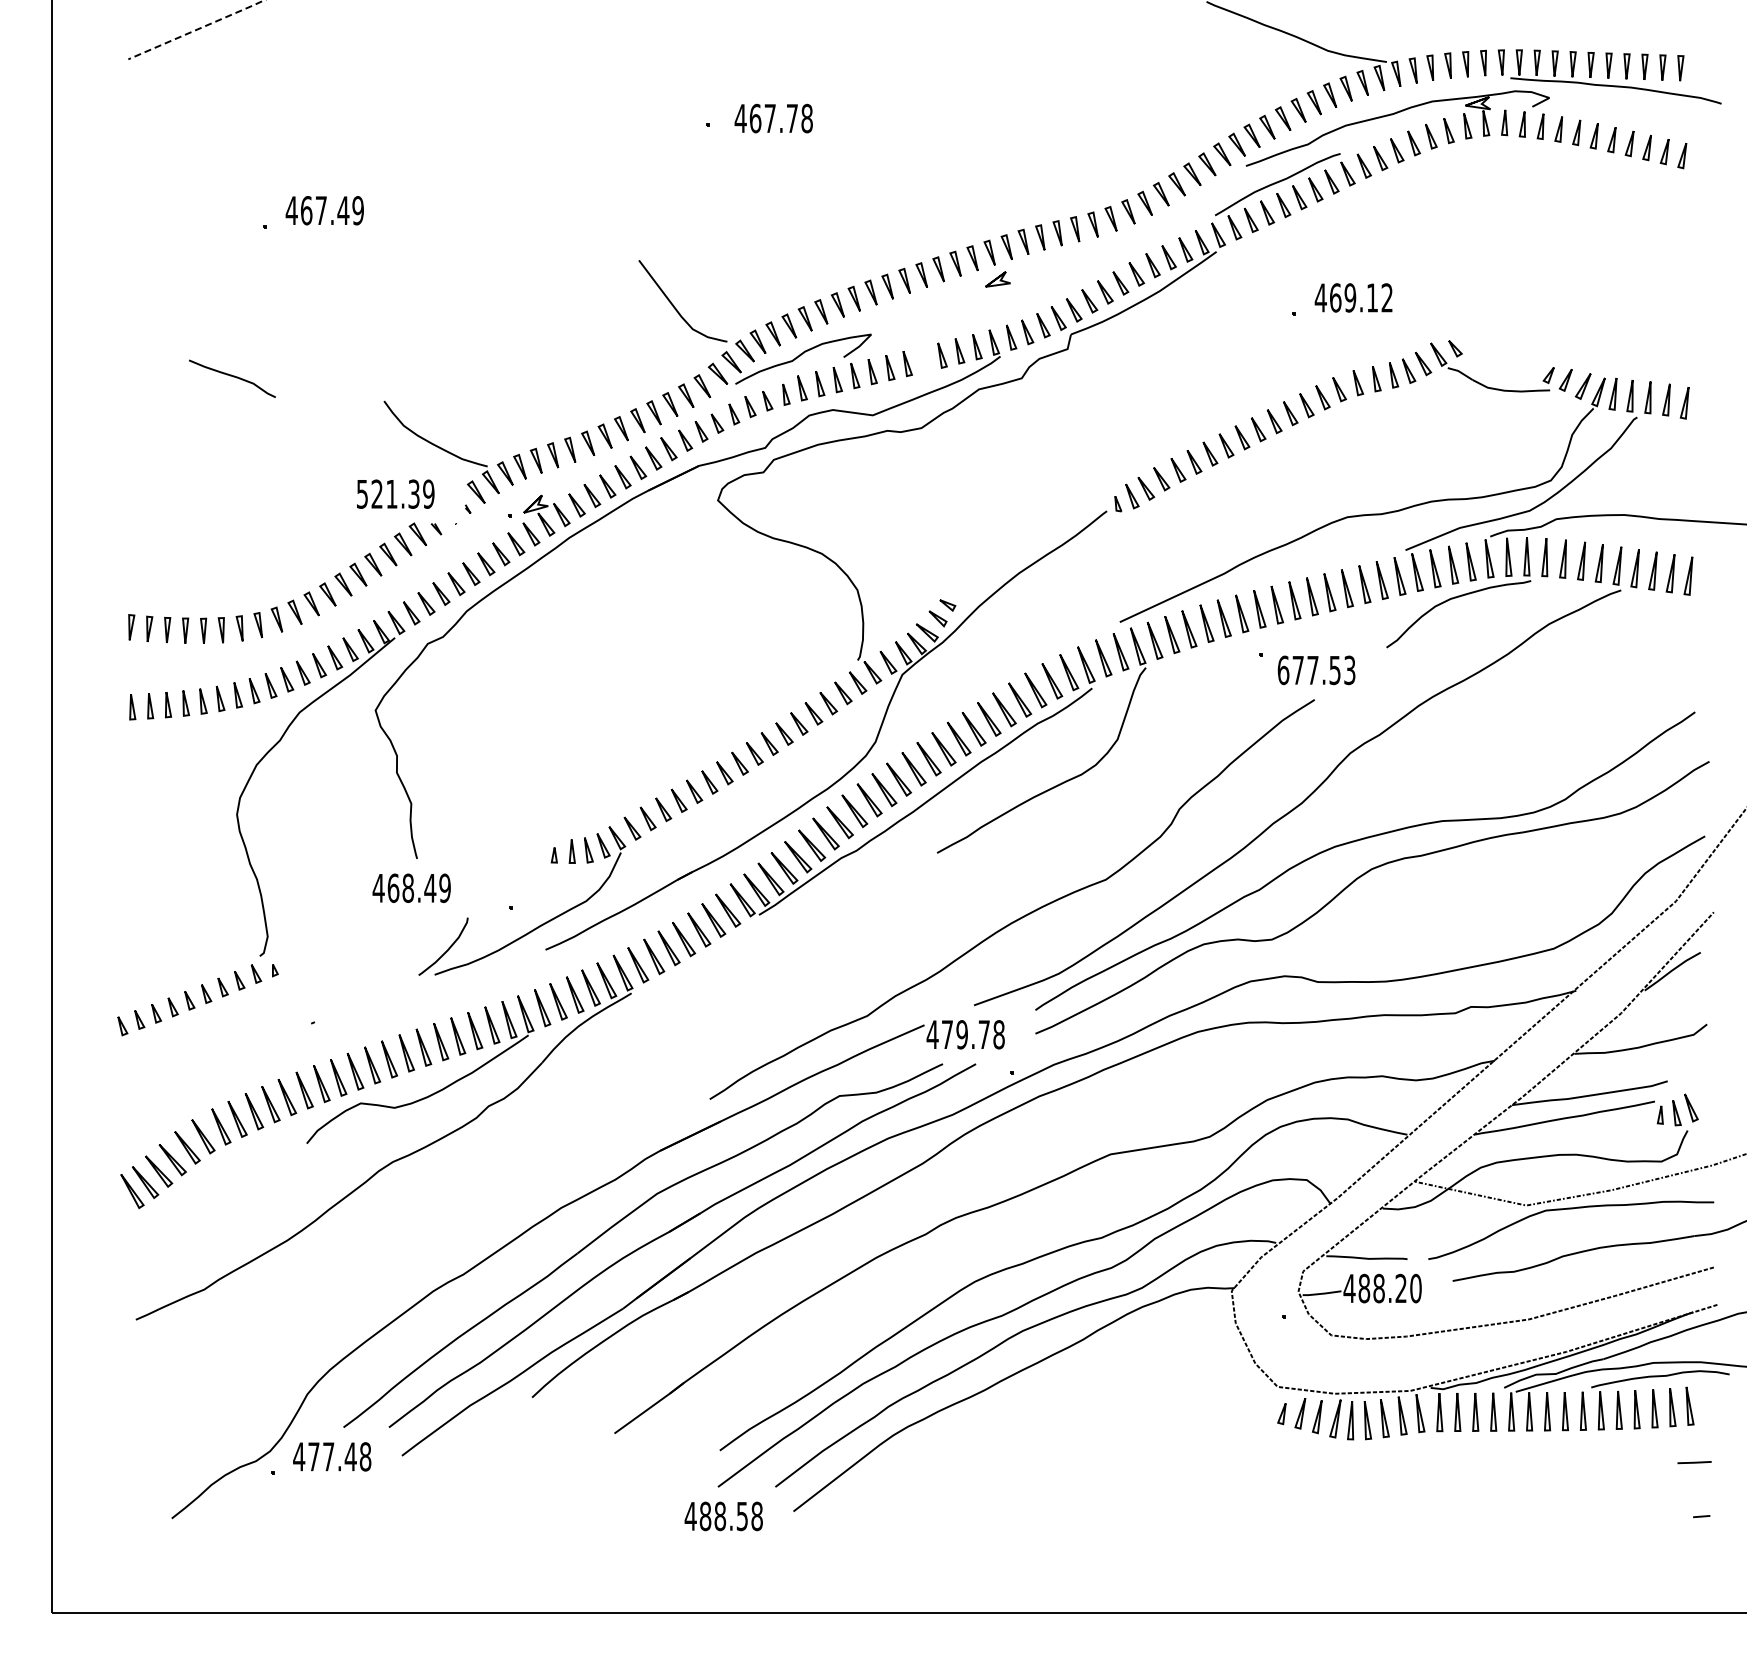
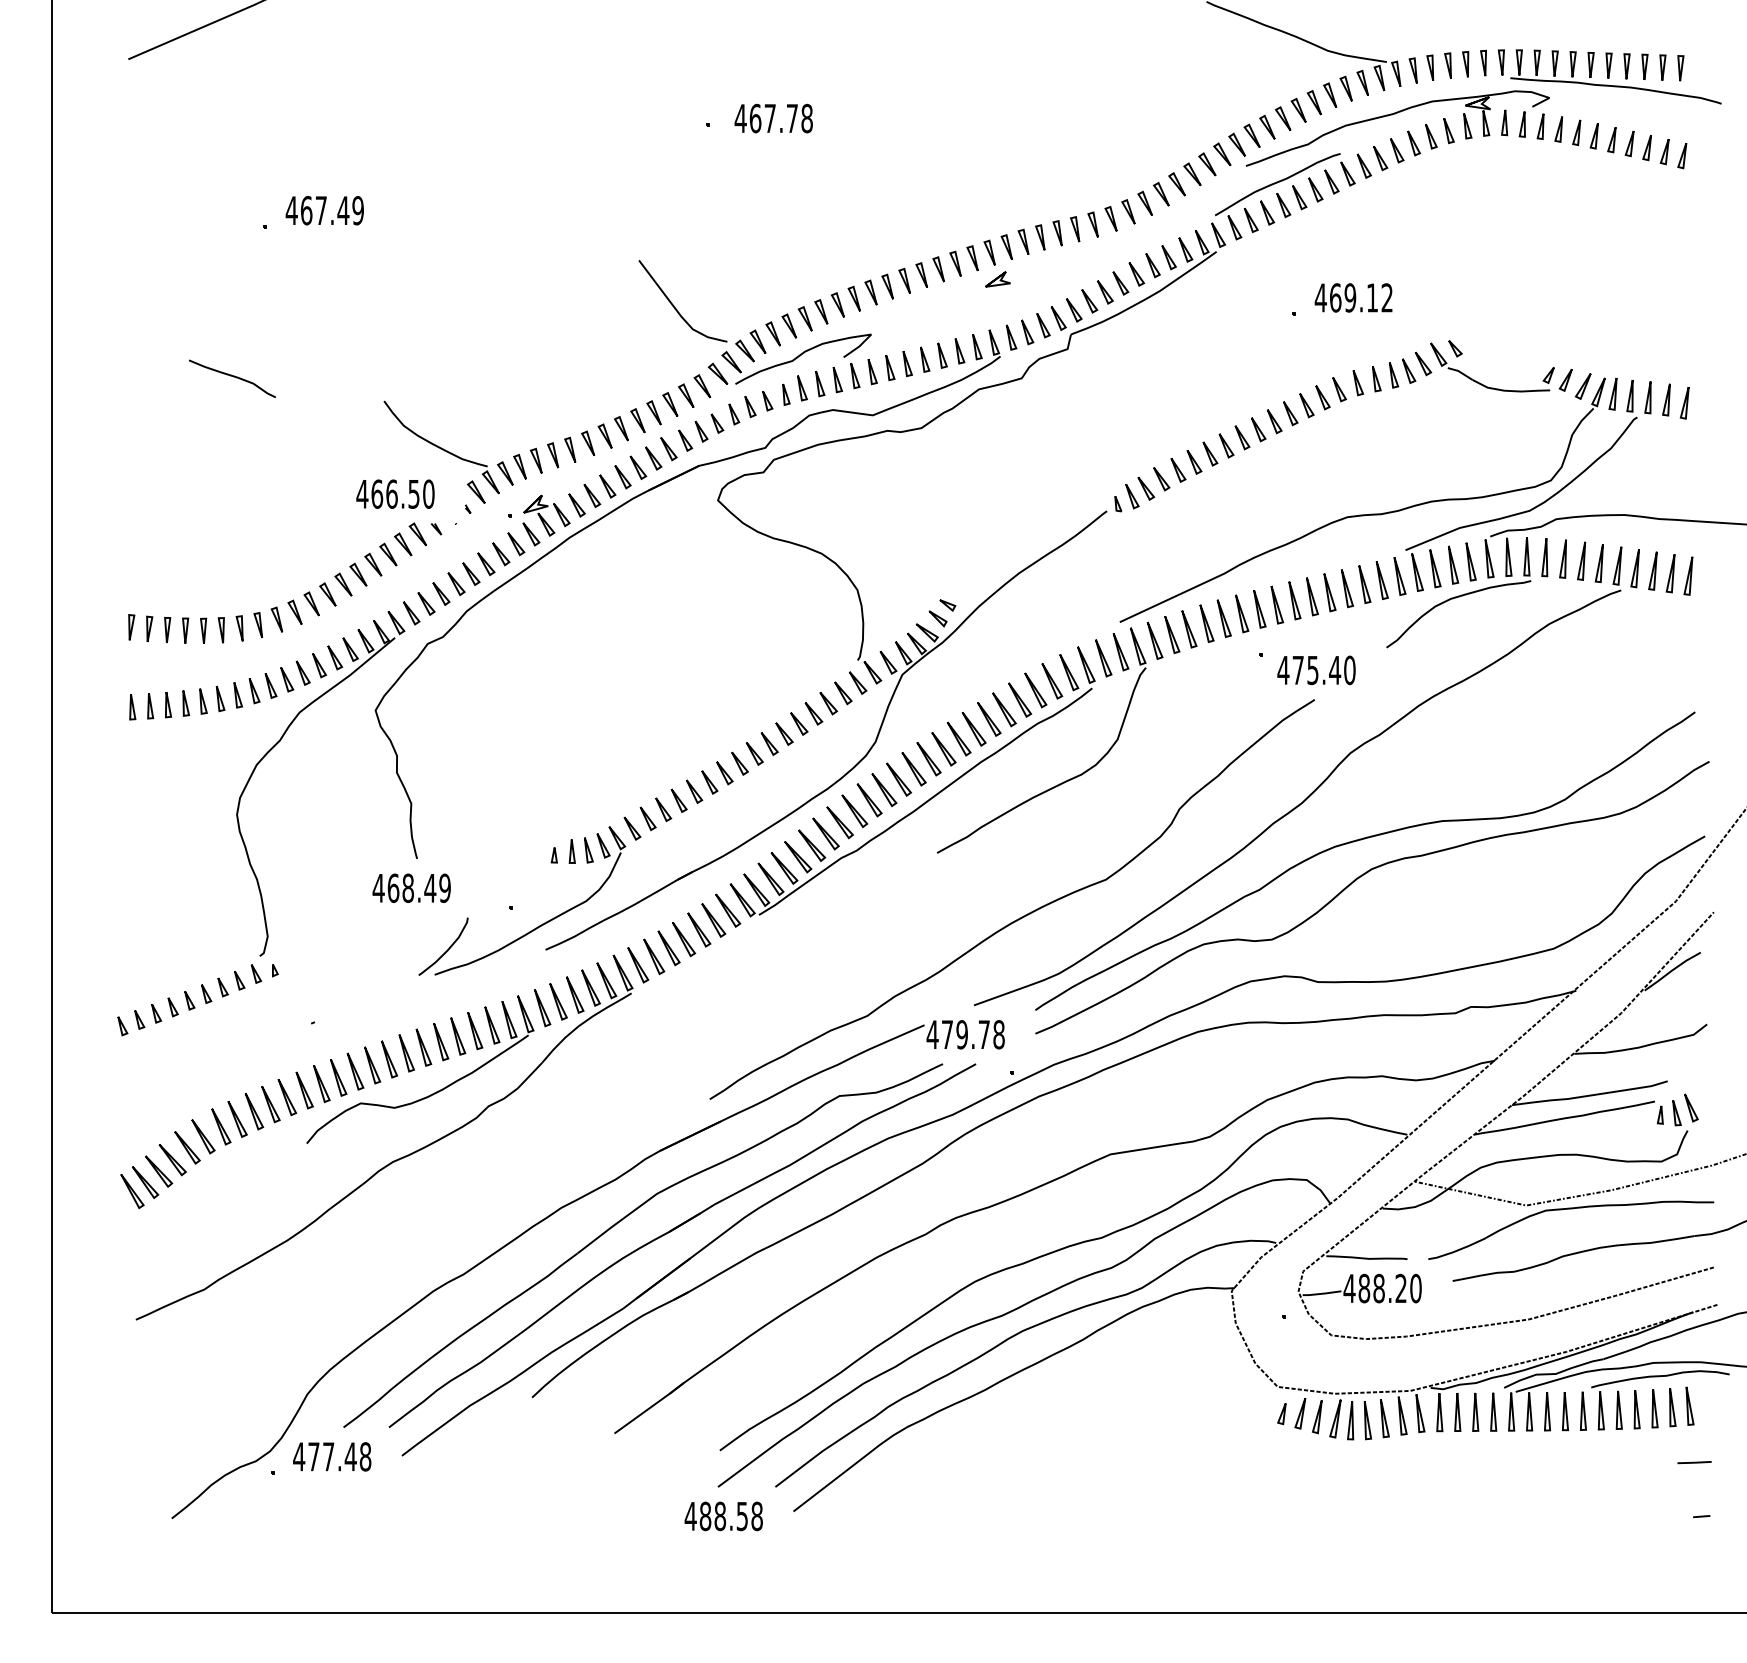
line: dashed -> solid (197, 29)
part: none -> present (925, 359)
text: 521.39 -> 466.50 (395, 493)
text: 677.53 -> 475.40 (1316, 670)
